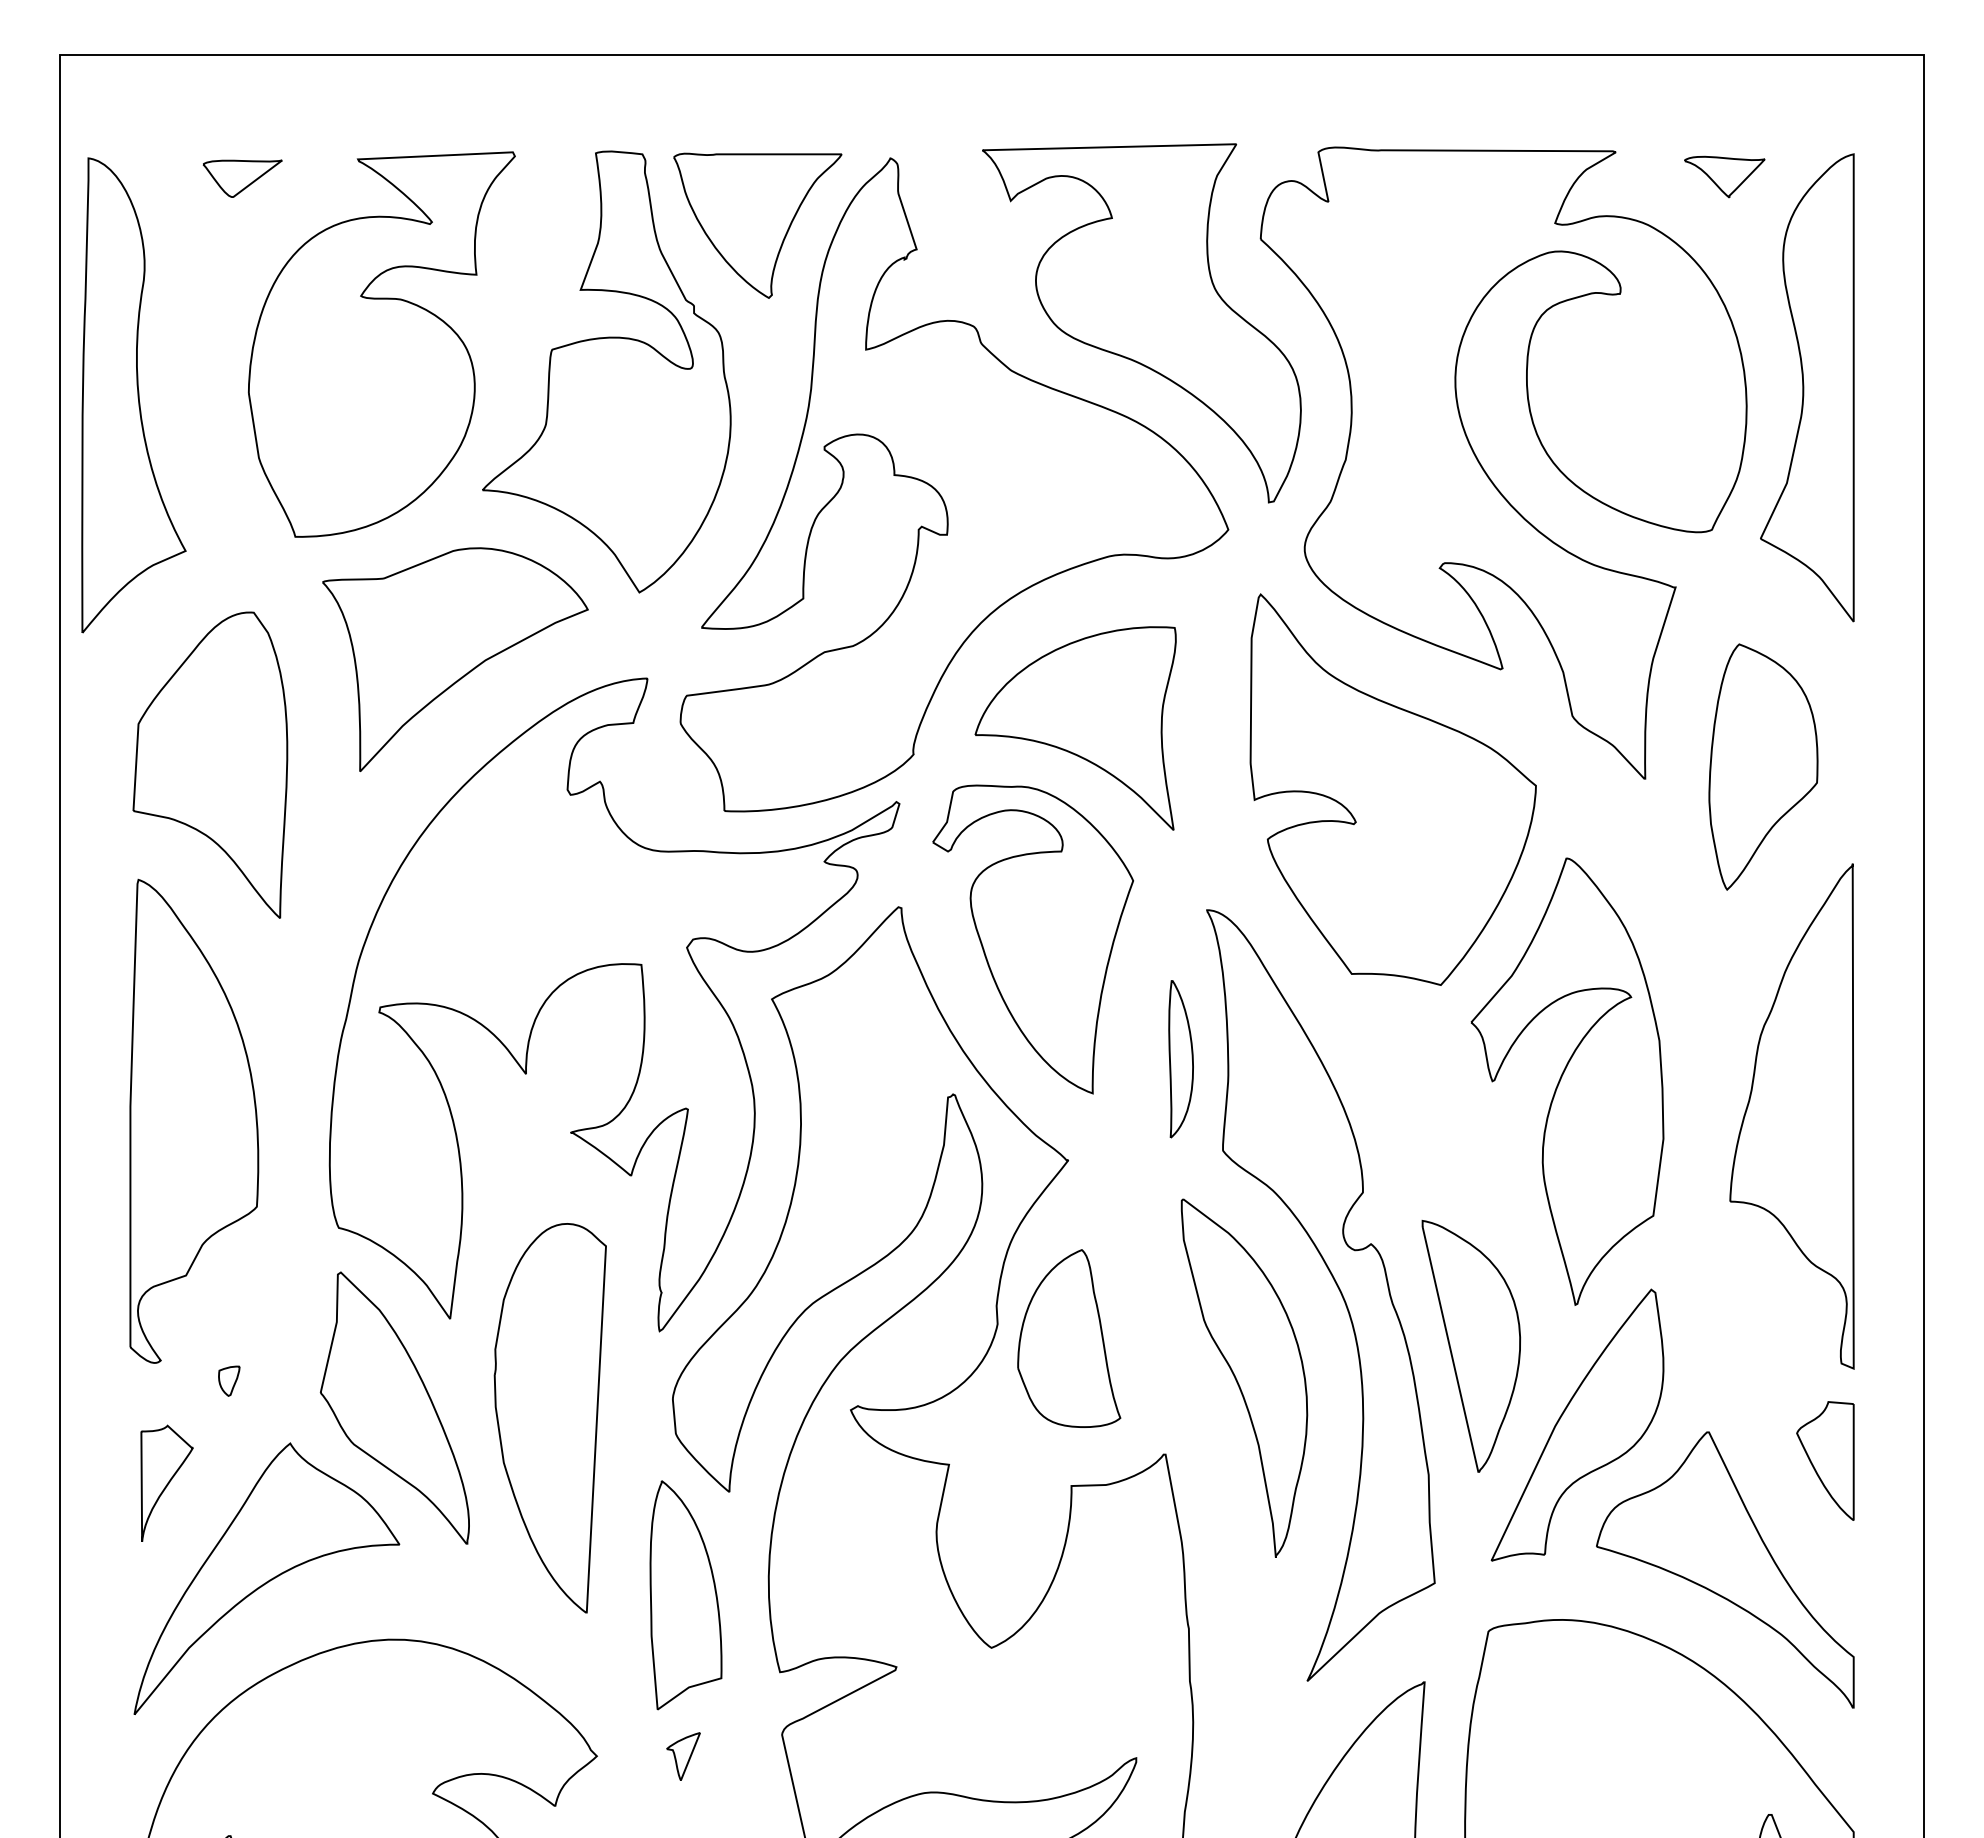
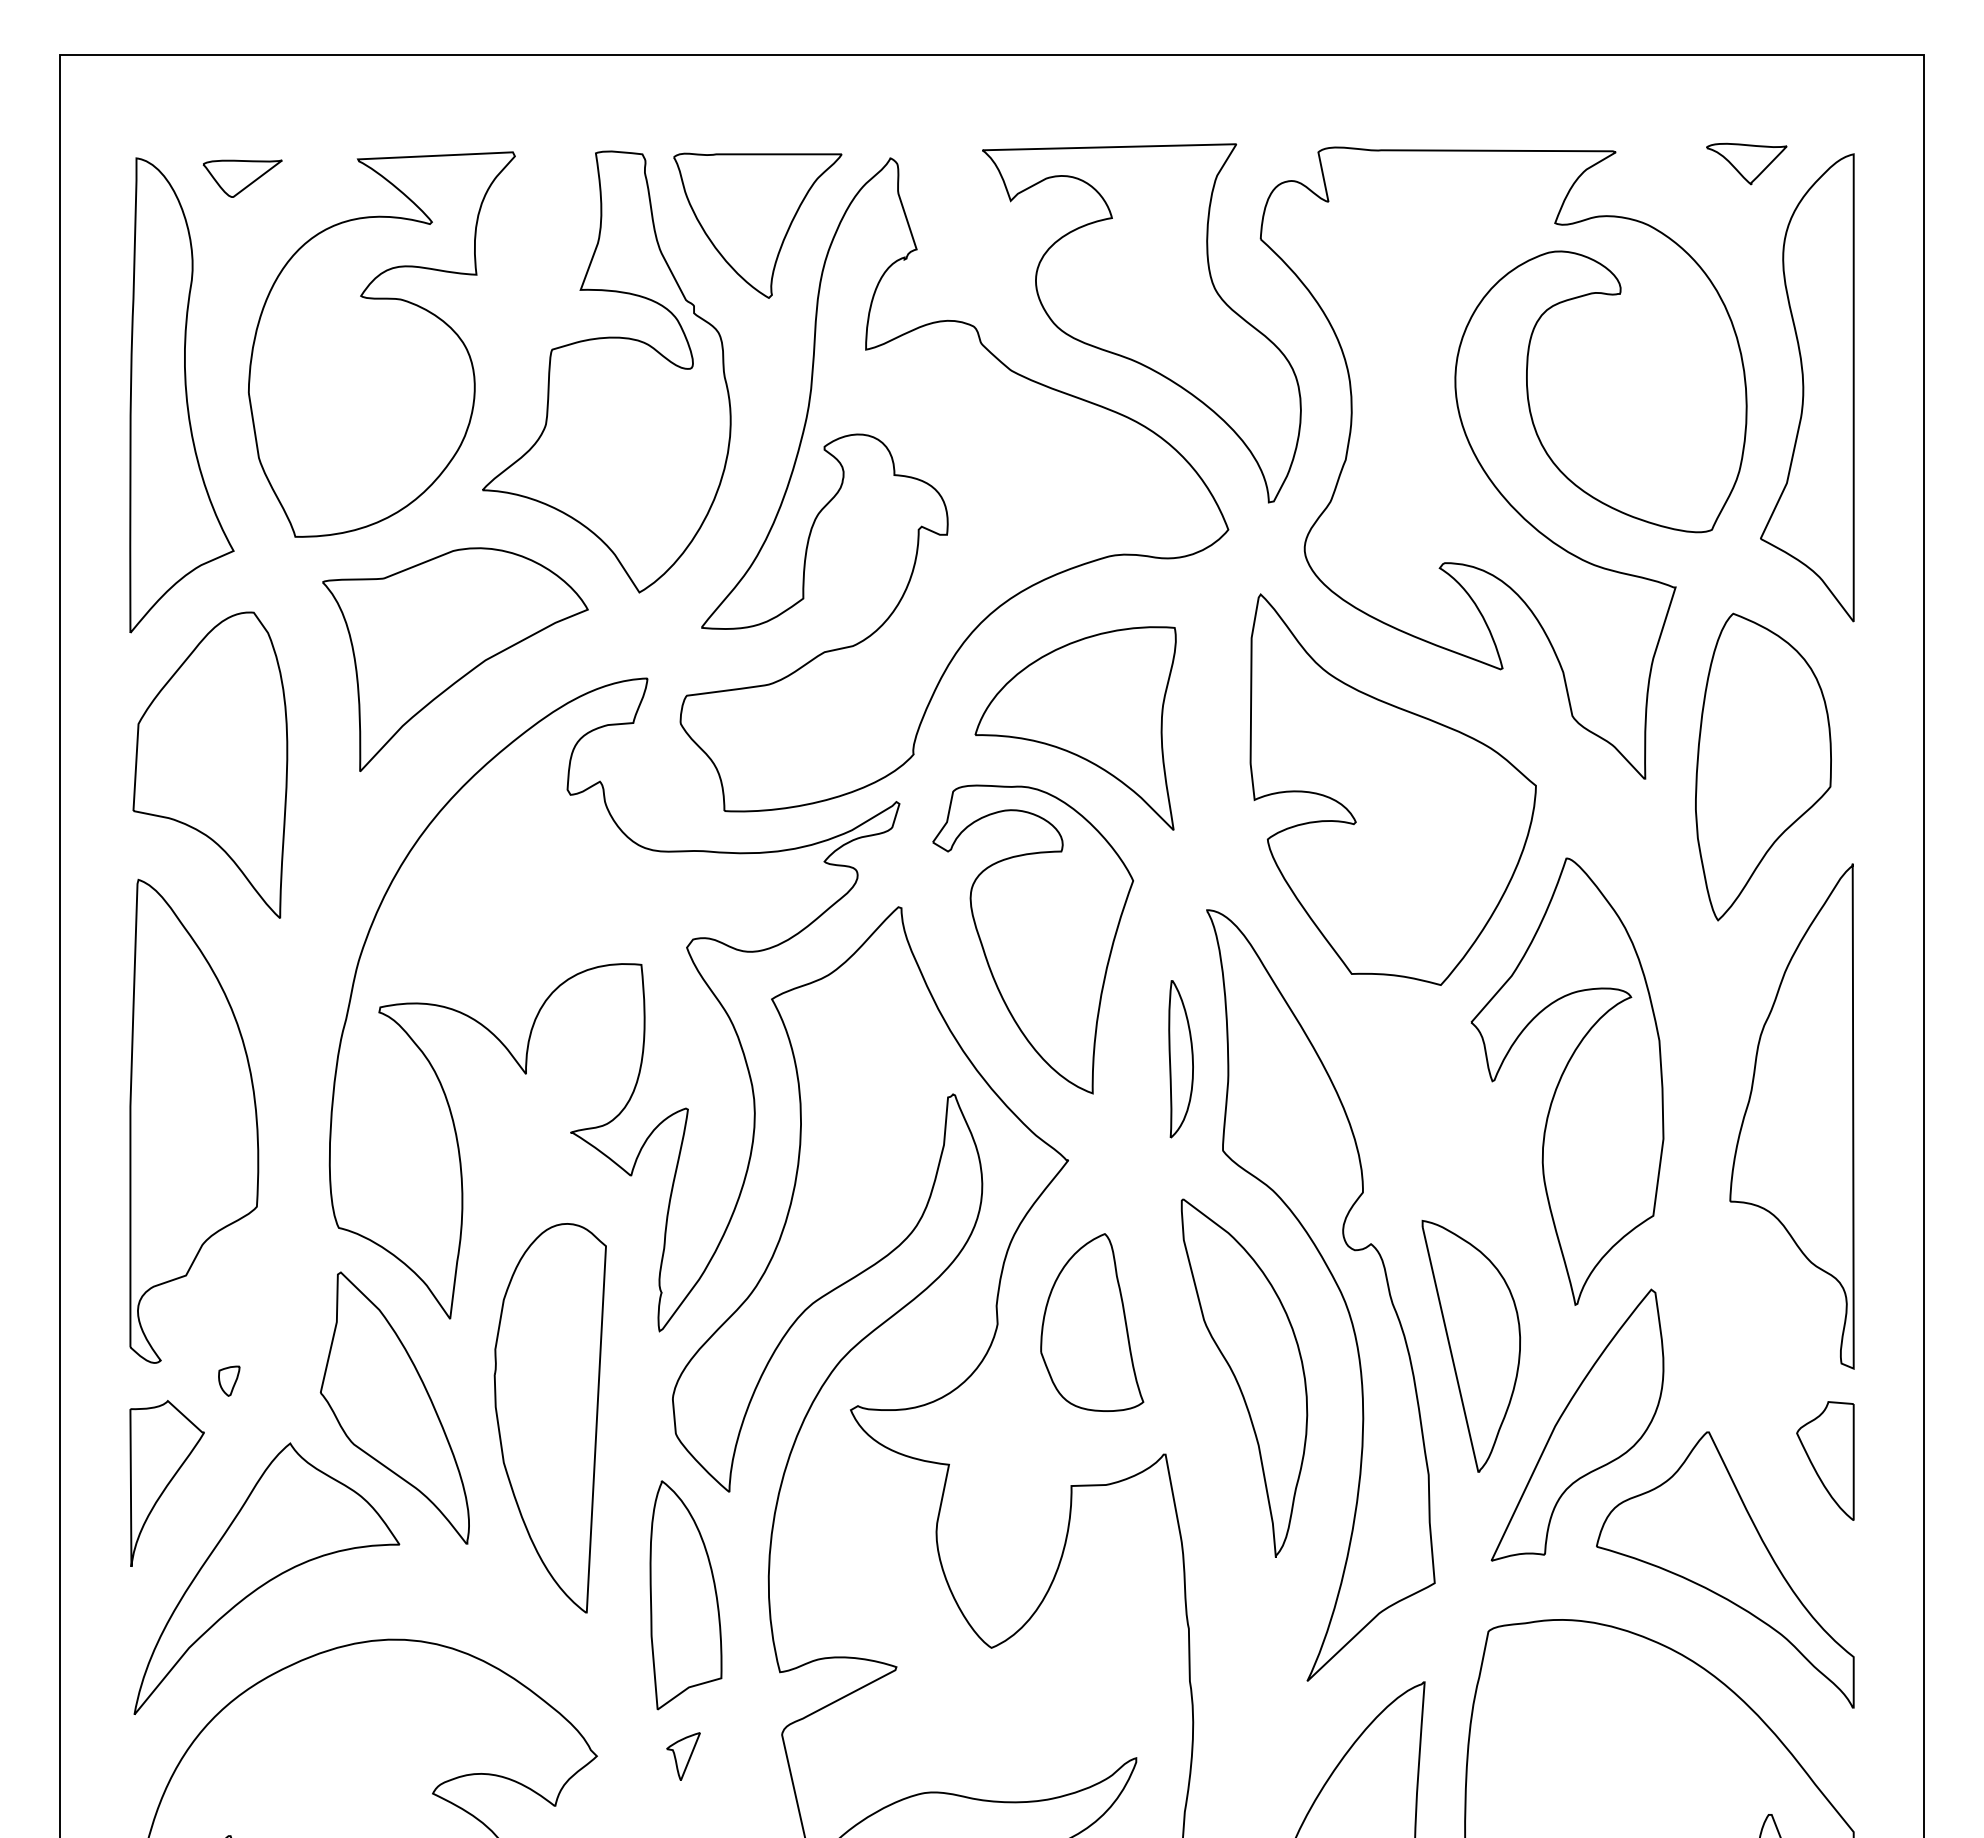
part position: (1724, 176) -> (1746, 163) (1746, 163)
part position: (133, 395) -> (181, 395) (181, 395)
part size: 111x248 px -> 137x310 px (1763, 766)
part position: (1069, 1338) -> (1092, 1322) (1092, 1322)
part size: 54x118 px -> 76x167 px (166, 1483)
